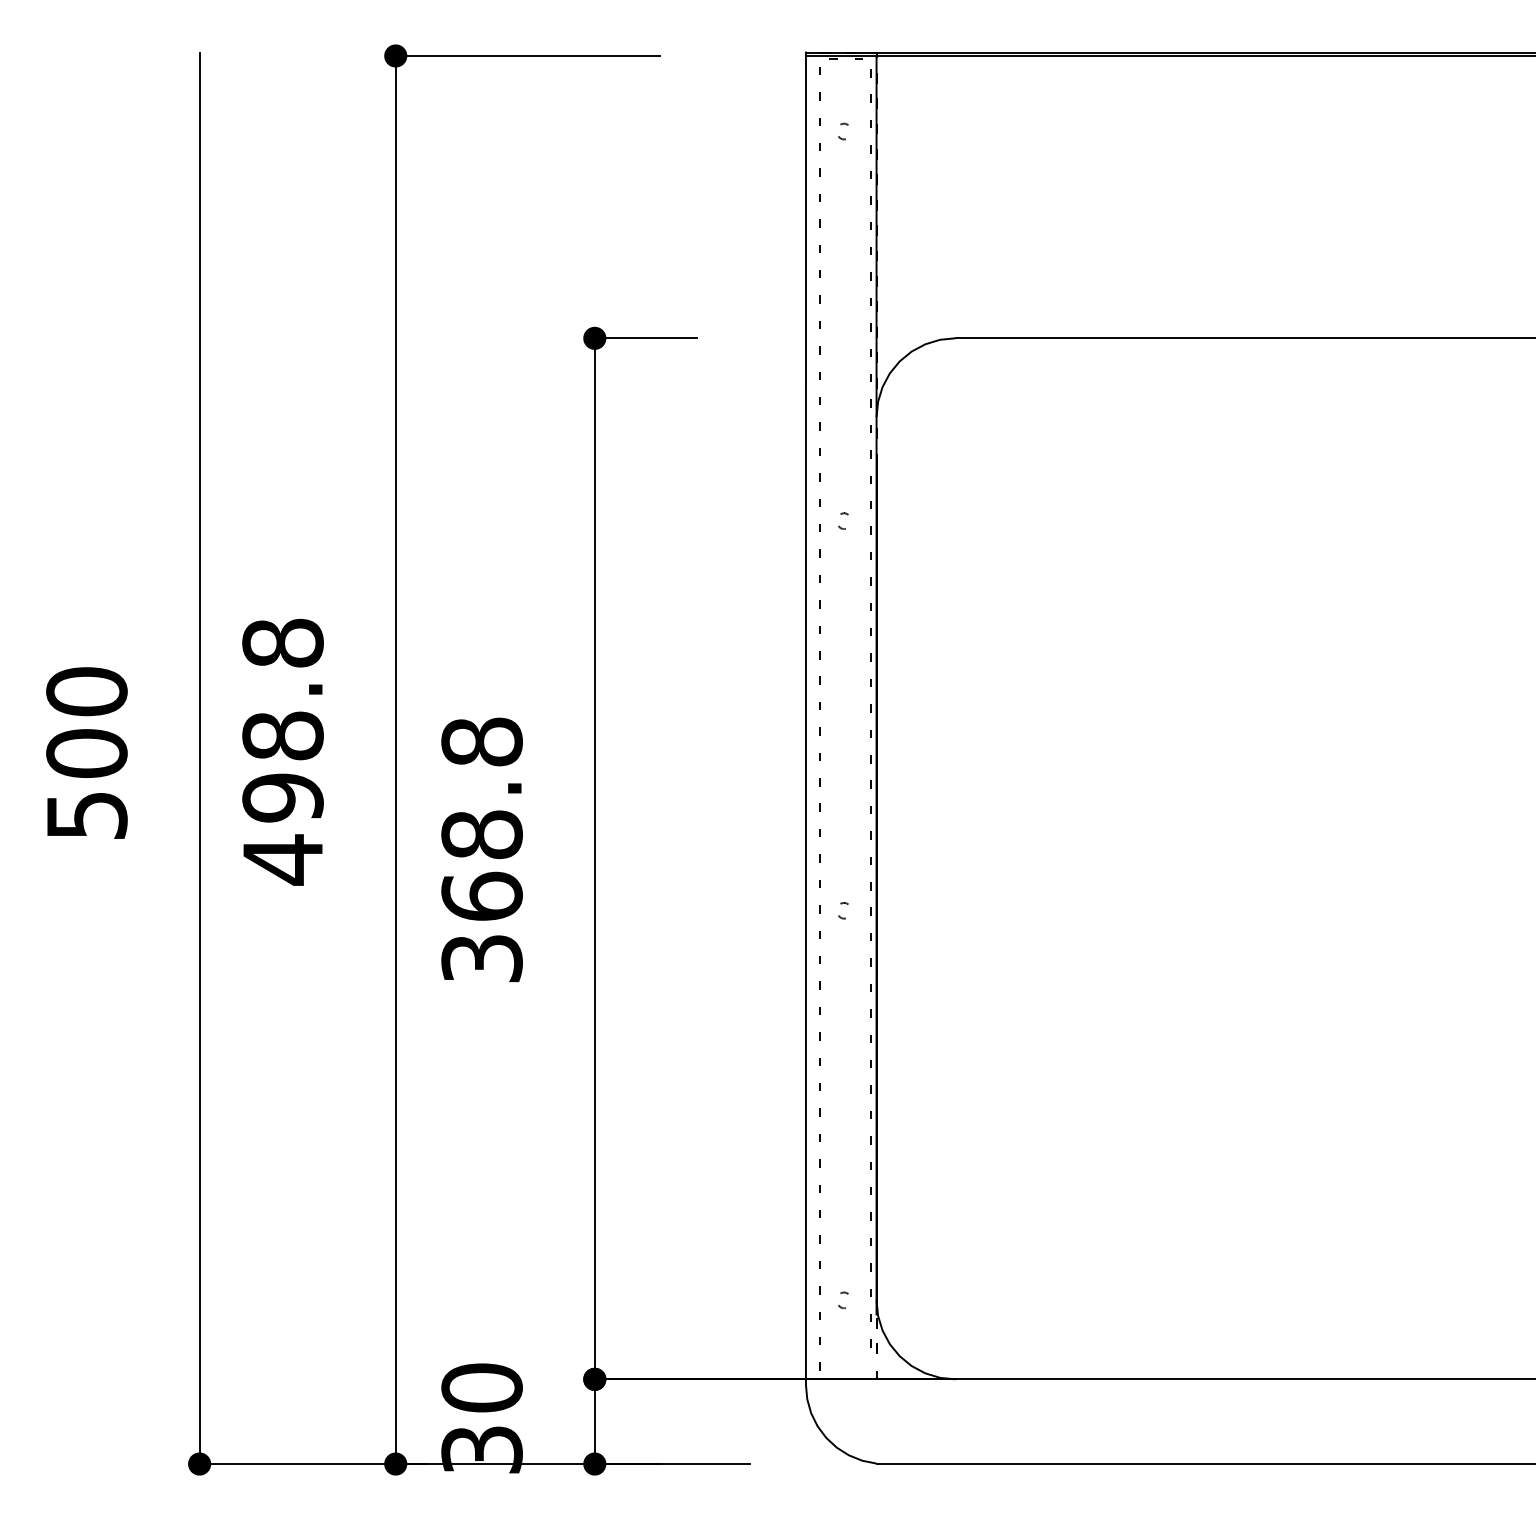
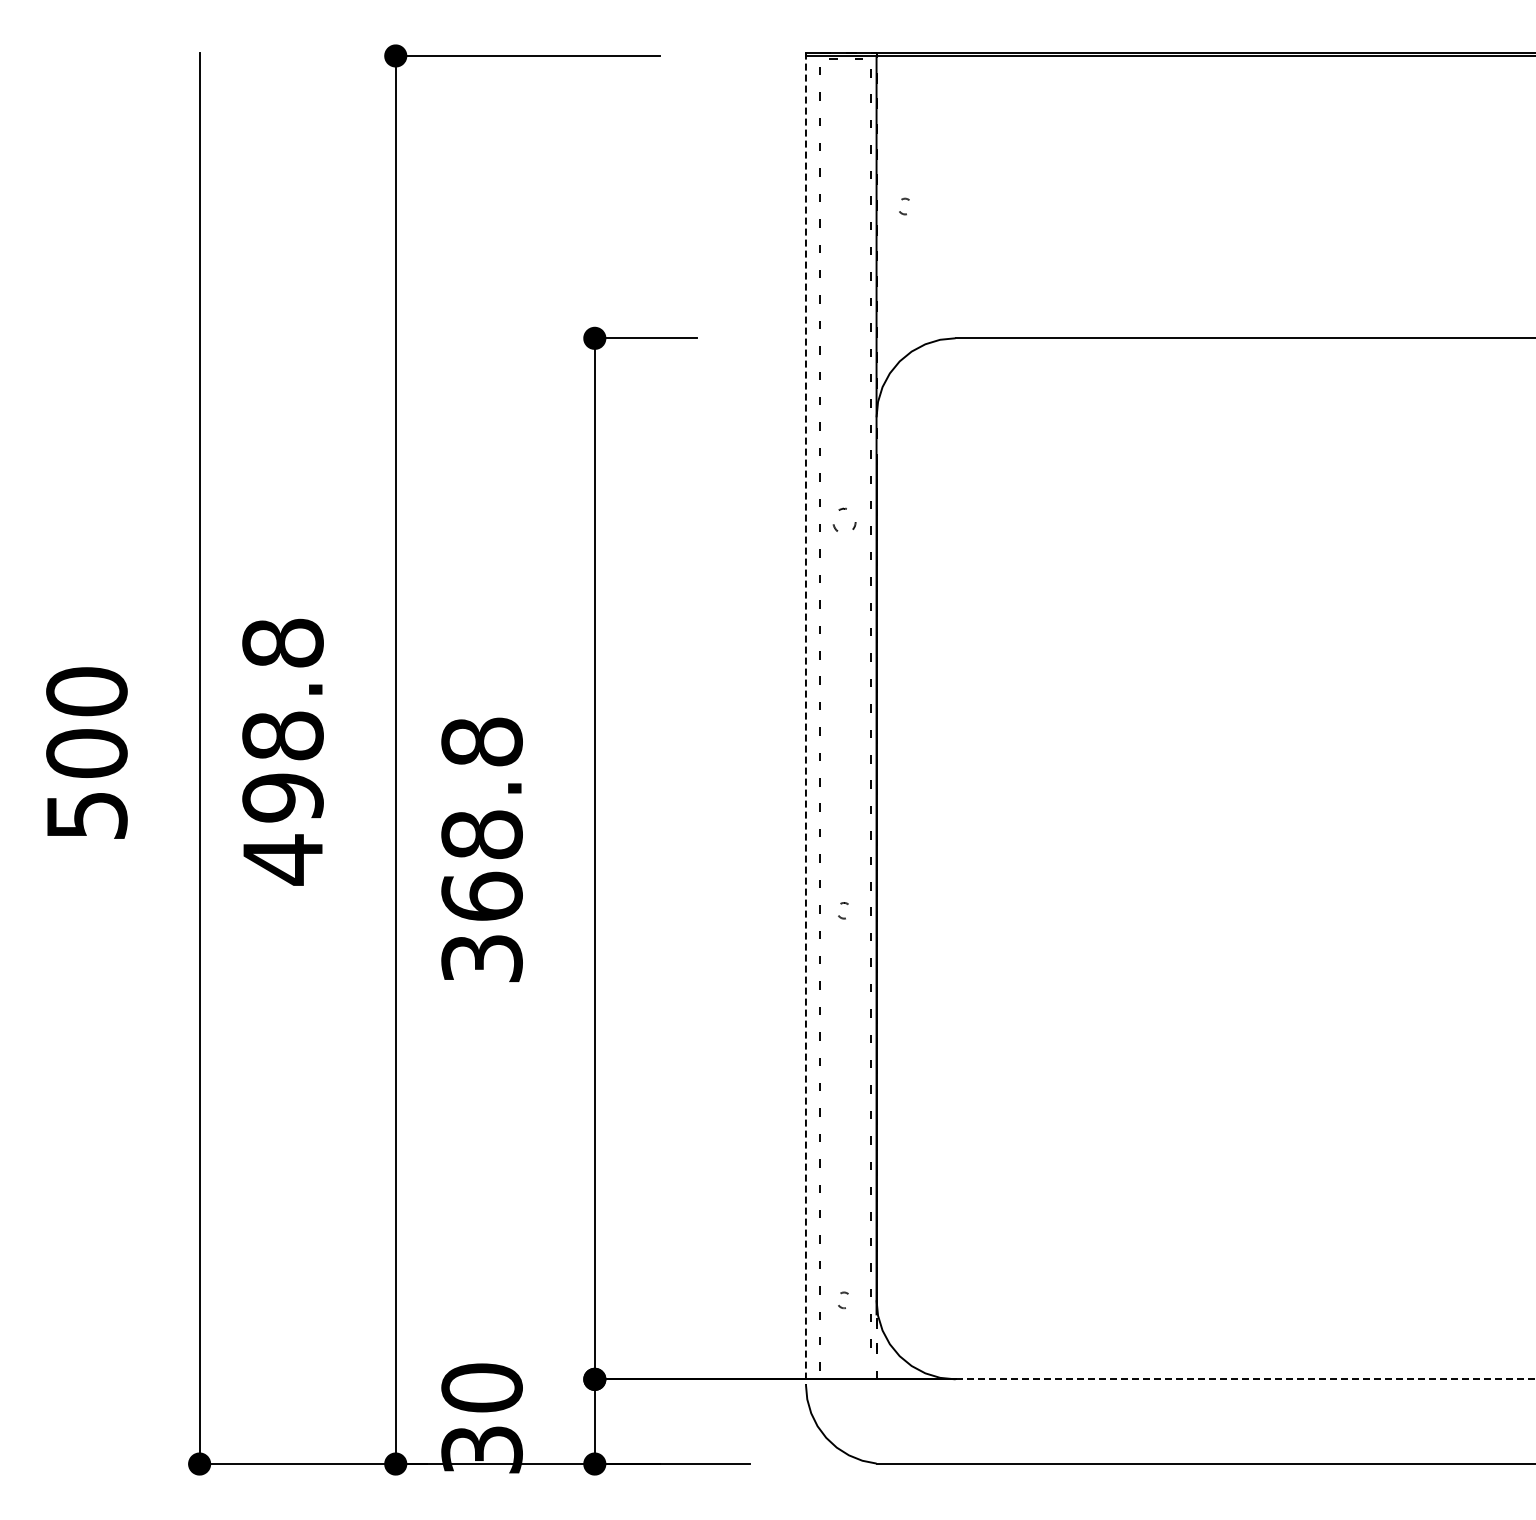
part position: (841, 125) -> (902, 200) (902, 200)
part size: 11x18 px -> 25x25 px (844, 519)
line: solid -> dashed (805, 719)
line: solid -> dashed (1245, 1379)
